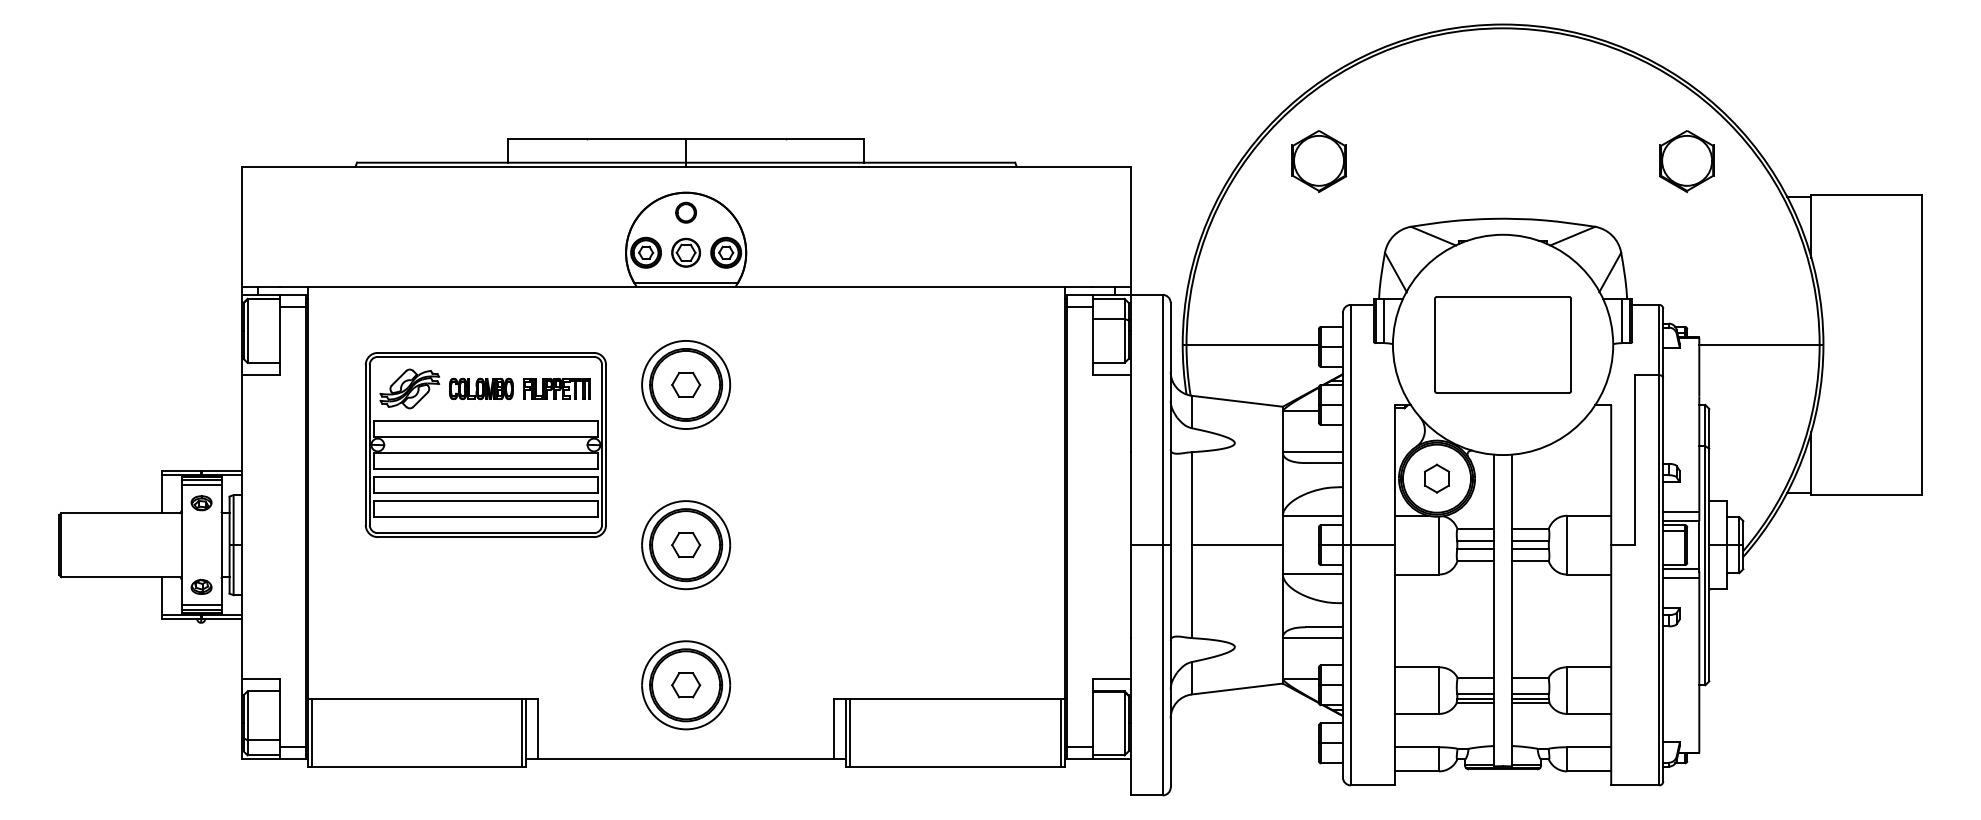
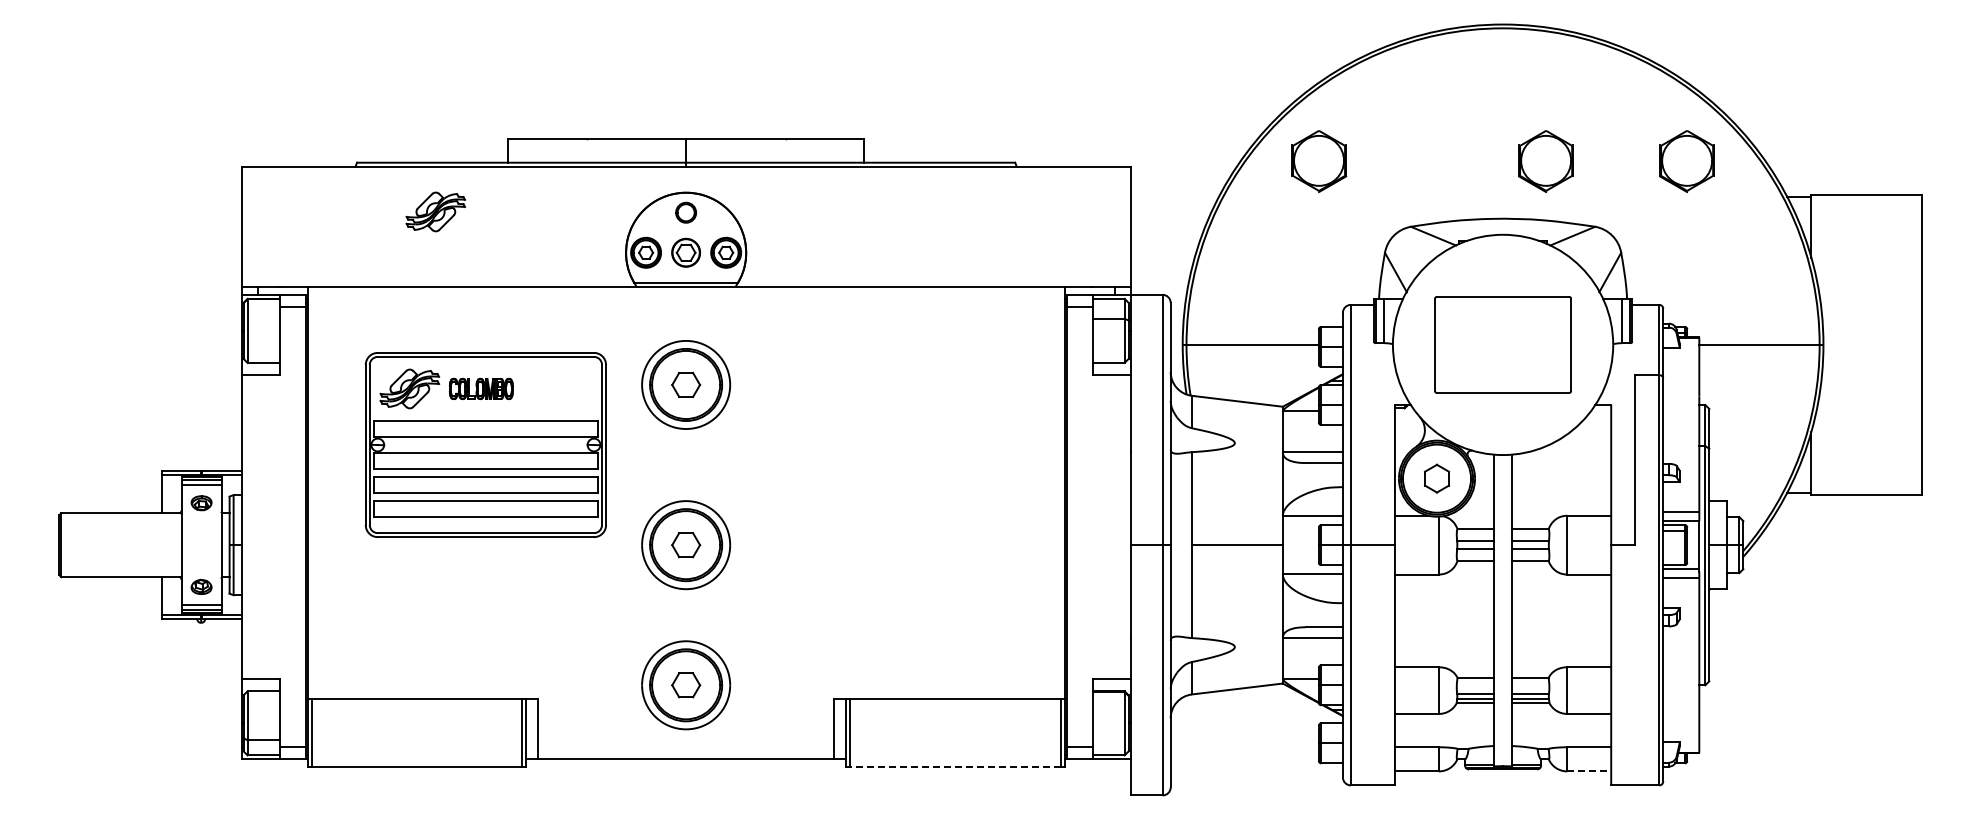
part: none -> present (1545, 161)
part: none -> present (435, 211)
part: present -> none (556, 388)
line: solid -> dashed (954, 767)
line: solid -> dashed (1589, 771)
